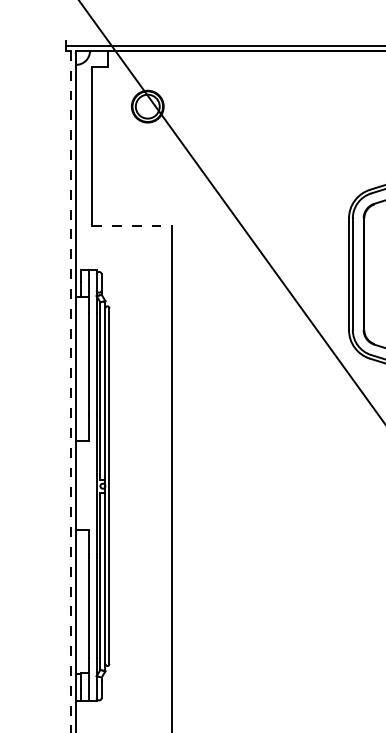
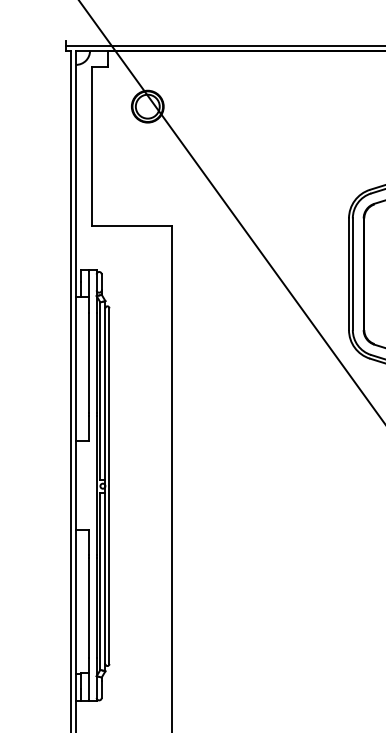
line: dashed -> solid (131, 226)
line: dashed -> solid (71, 391)
